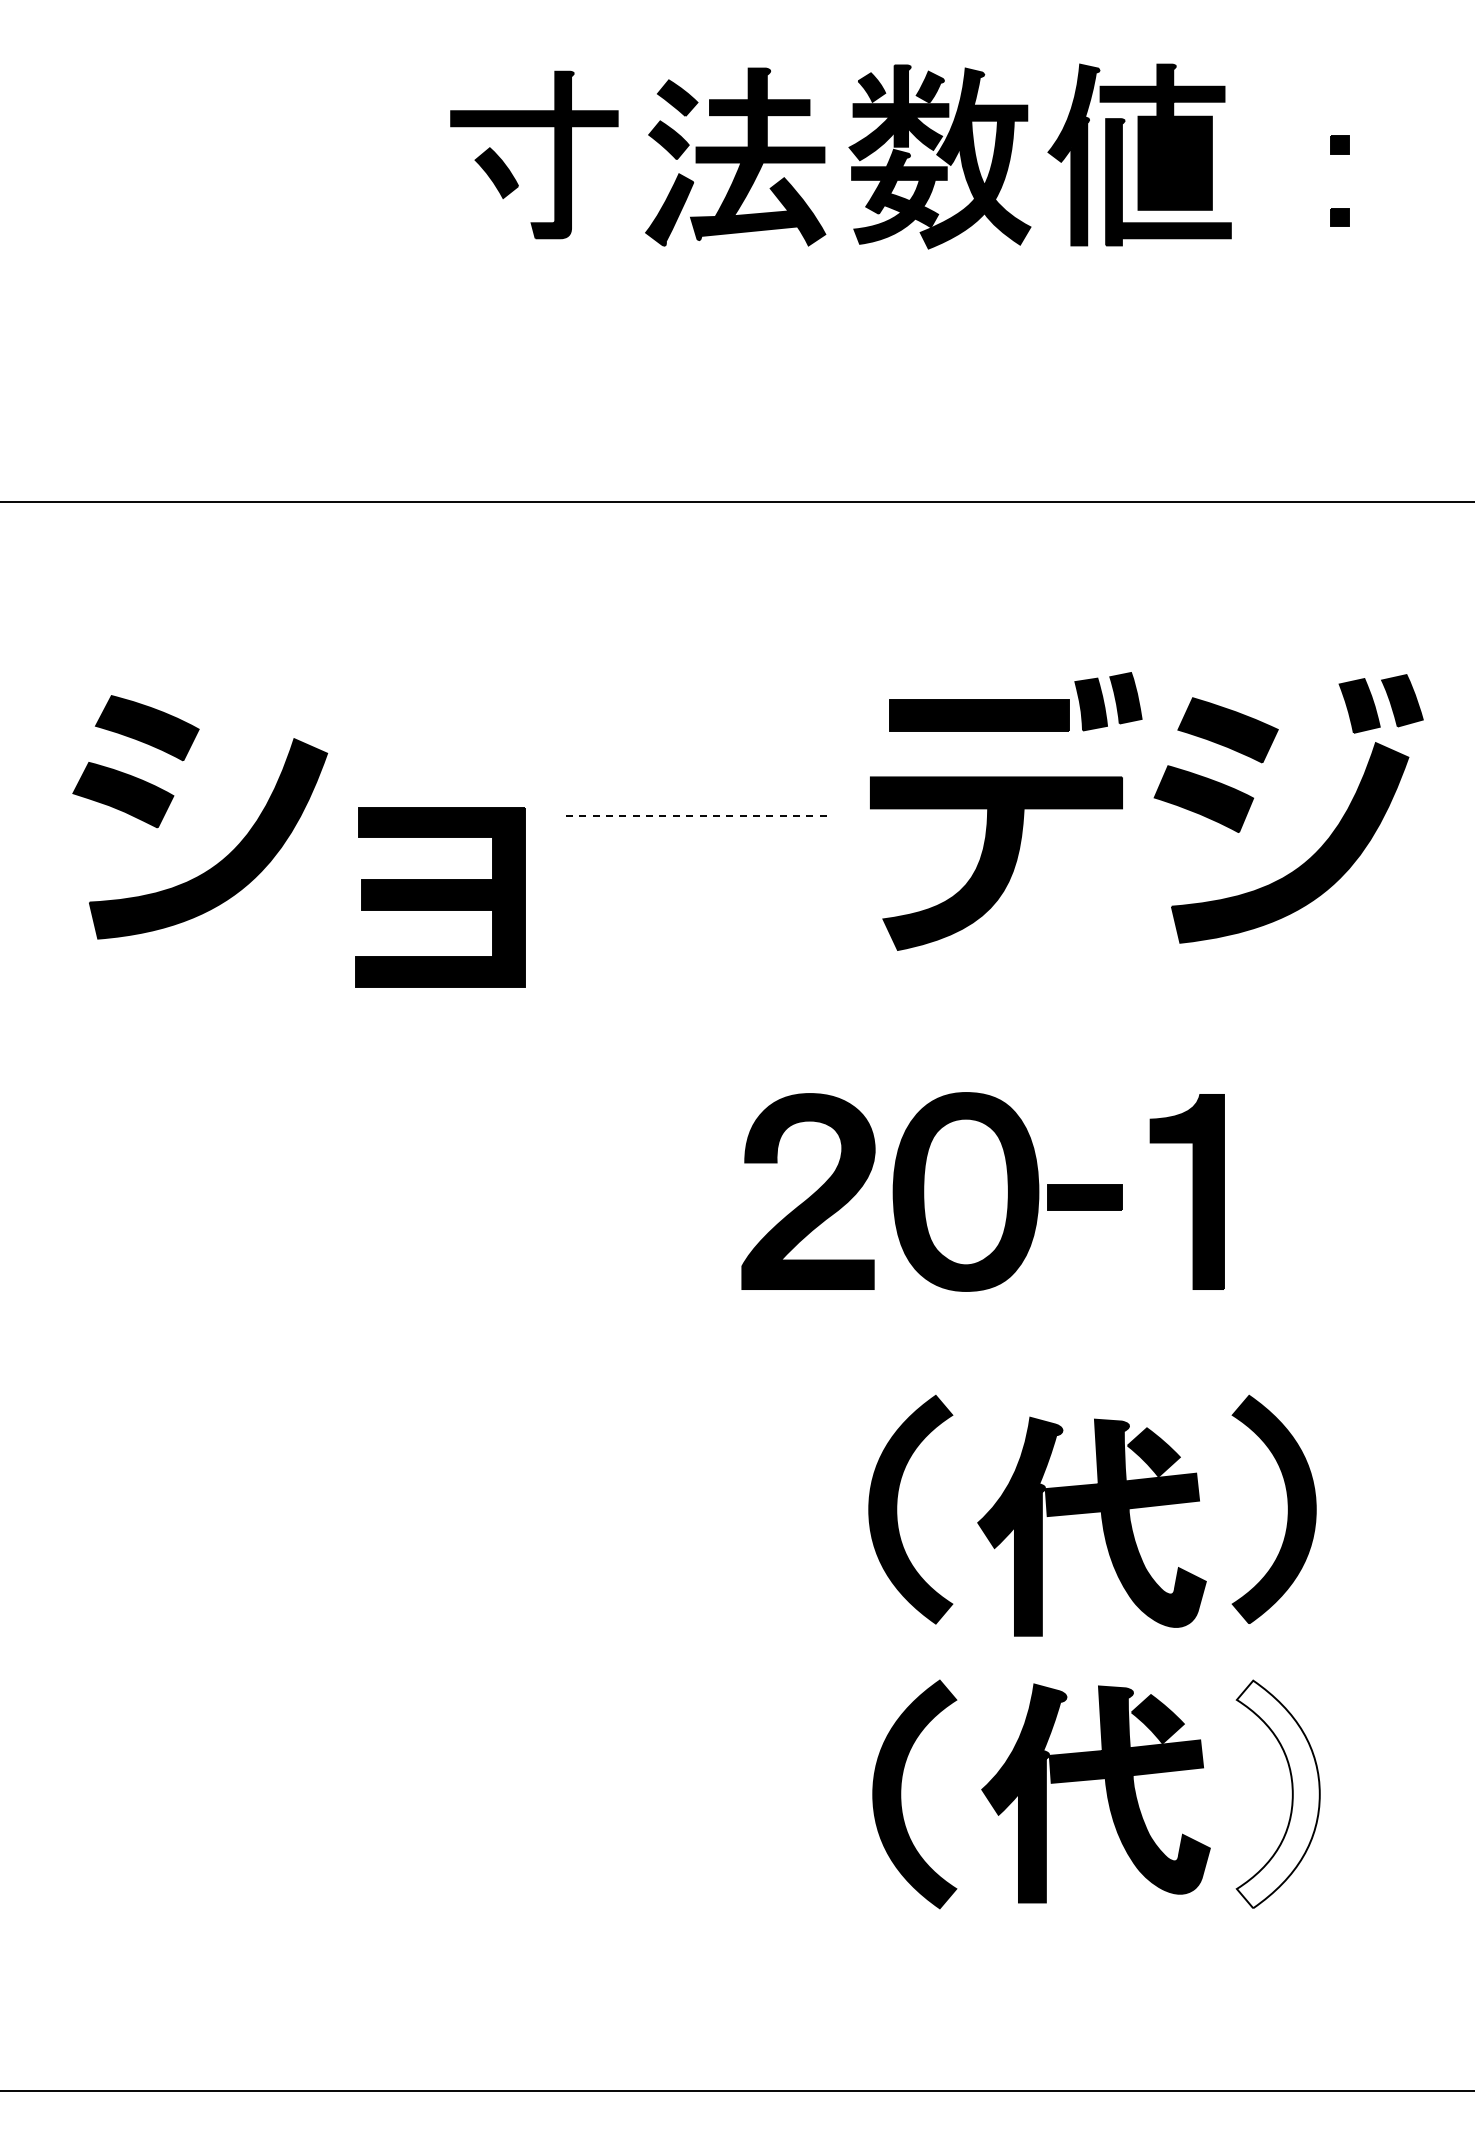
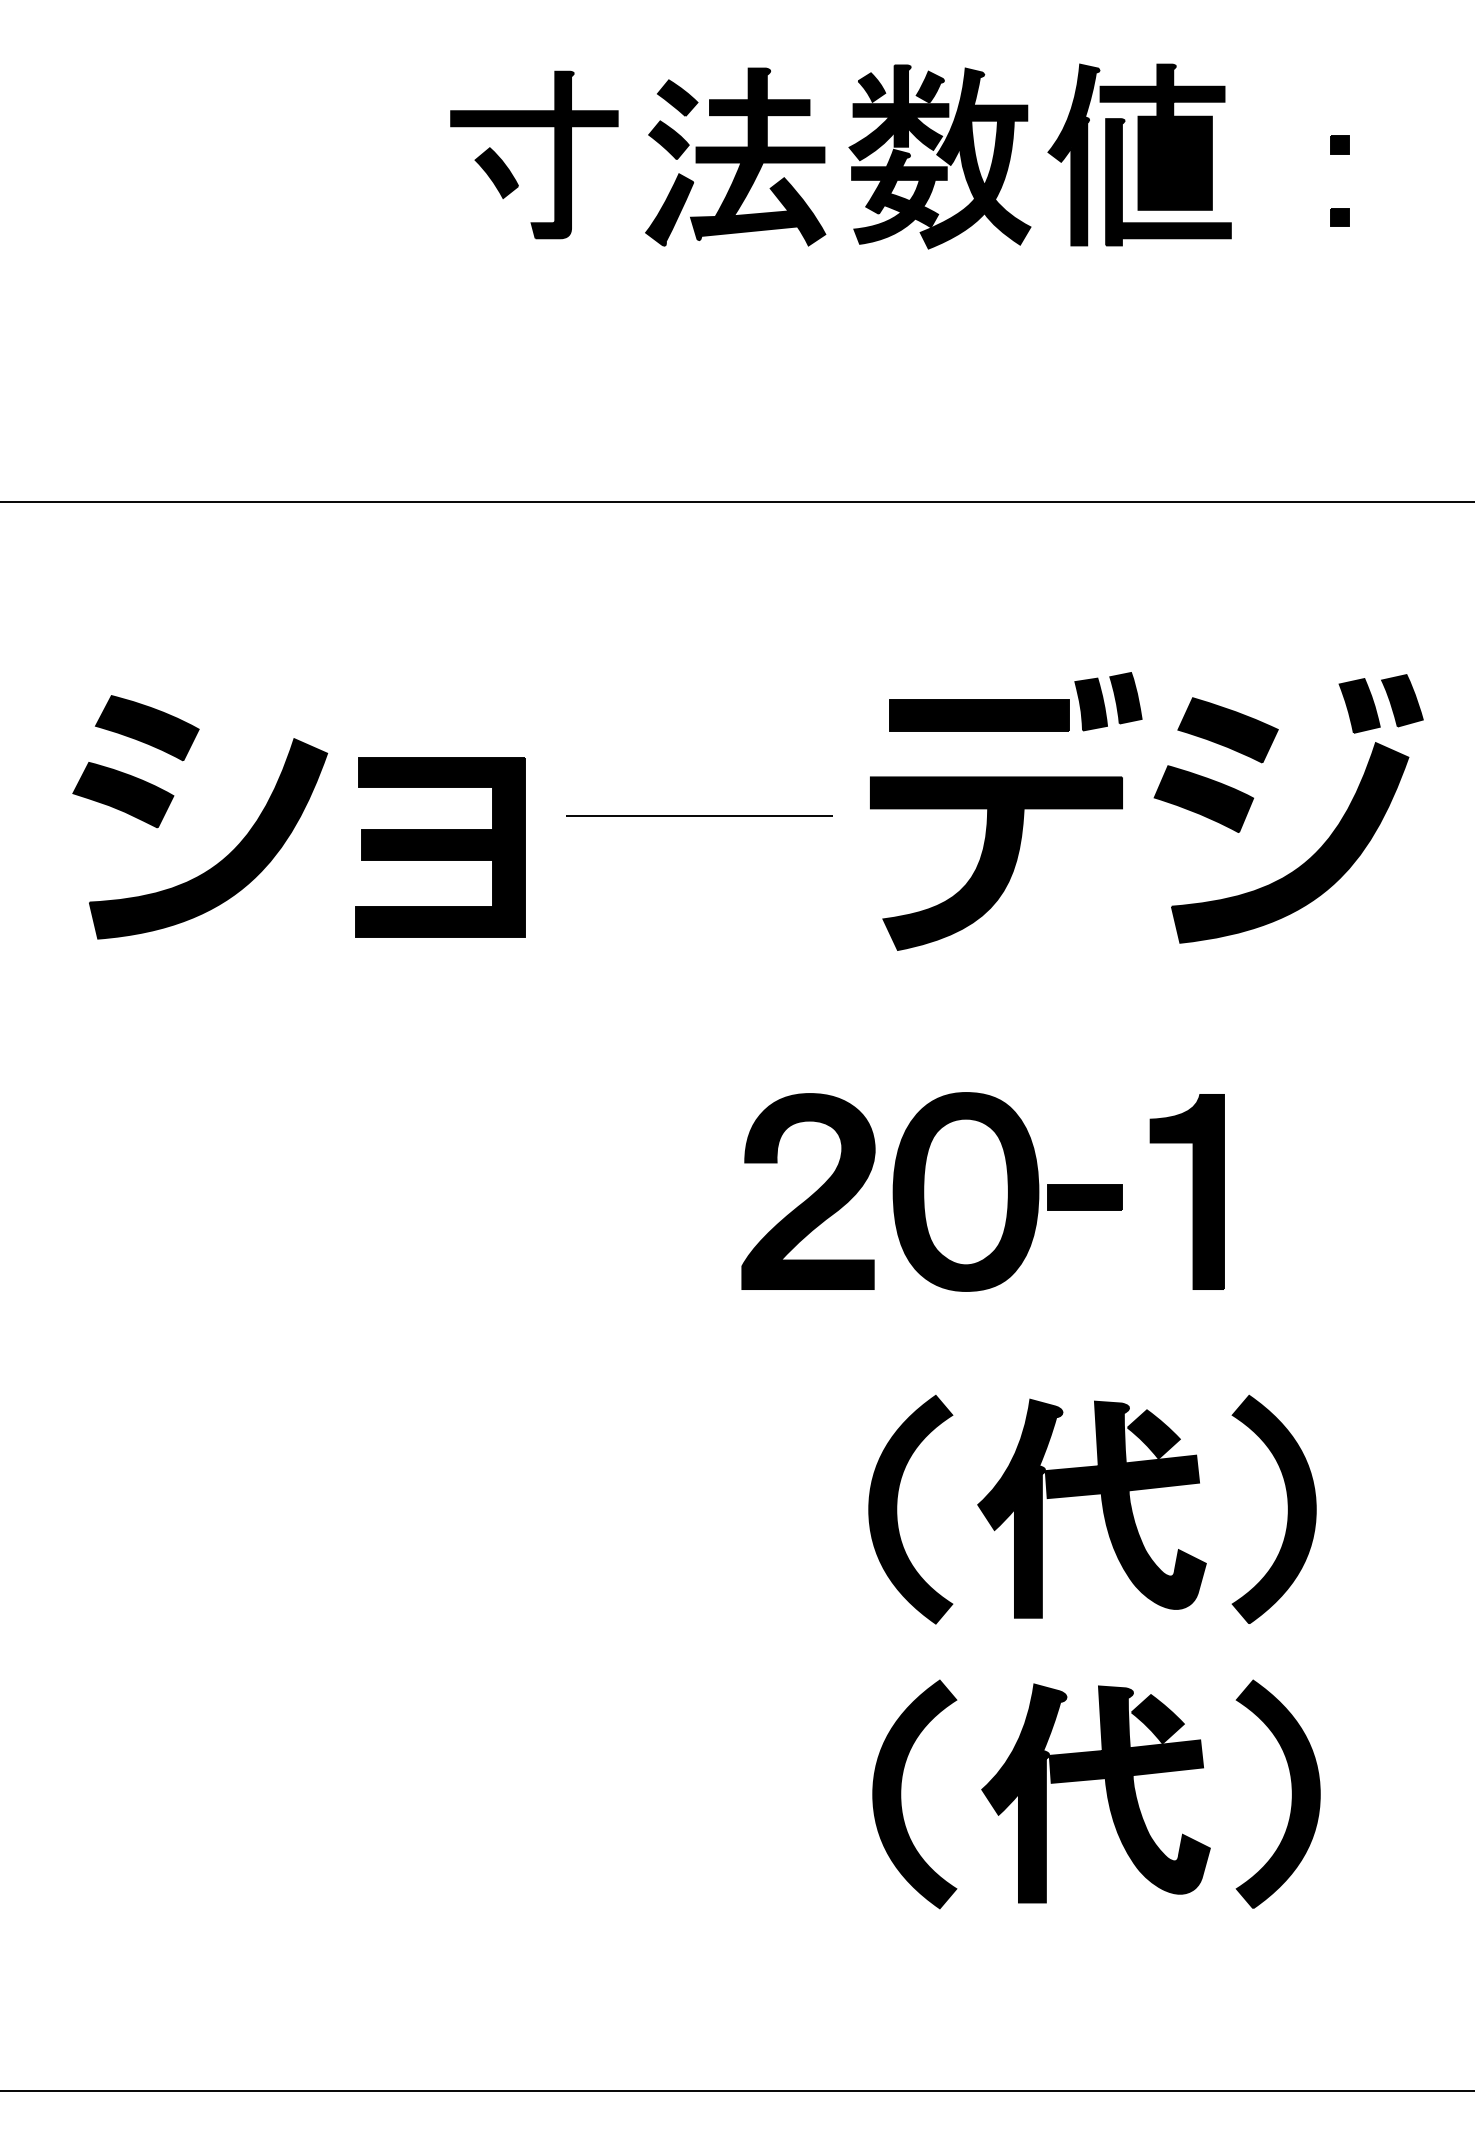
line: dashed -> solid (699, 816)
part position: (440, 897) -> (440, 847) (440, 847)
part position: (1102, 1526) -> (1102, 1508) (1102, 1508)
fill: none -> present (1277, 1794)
